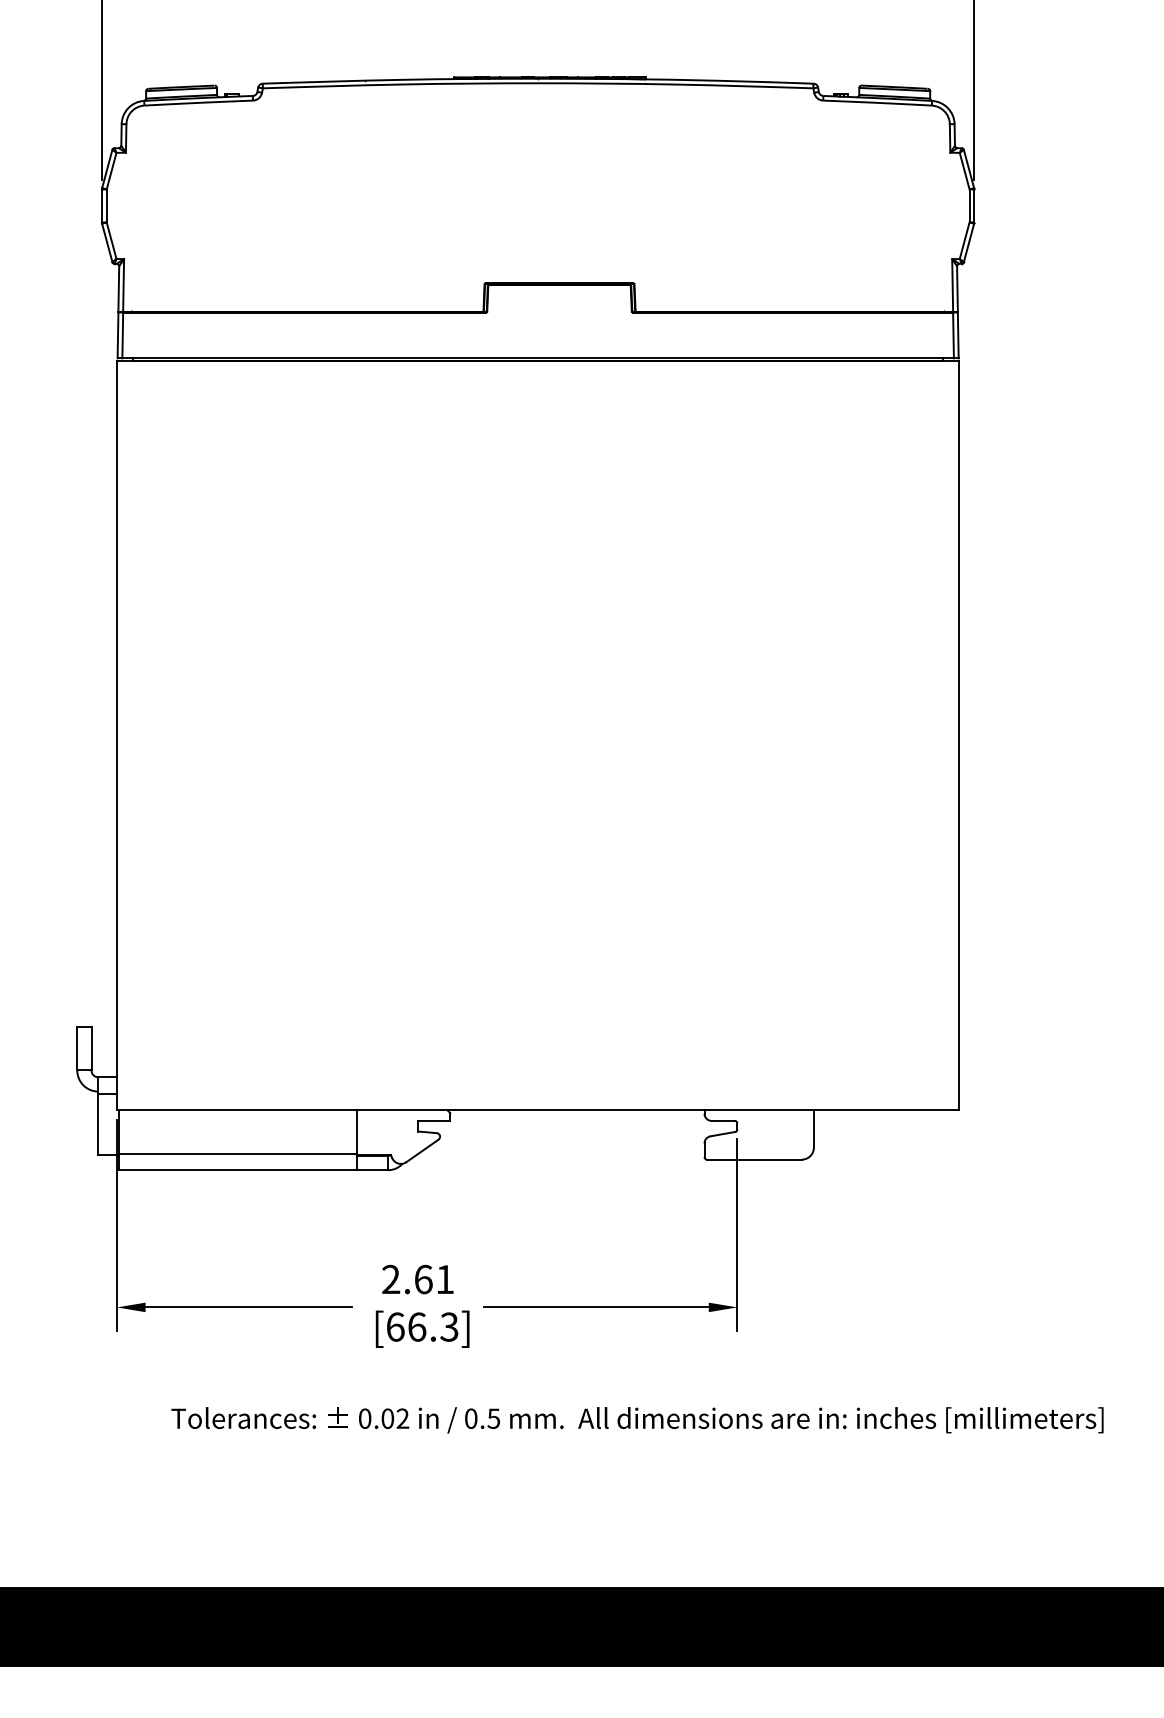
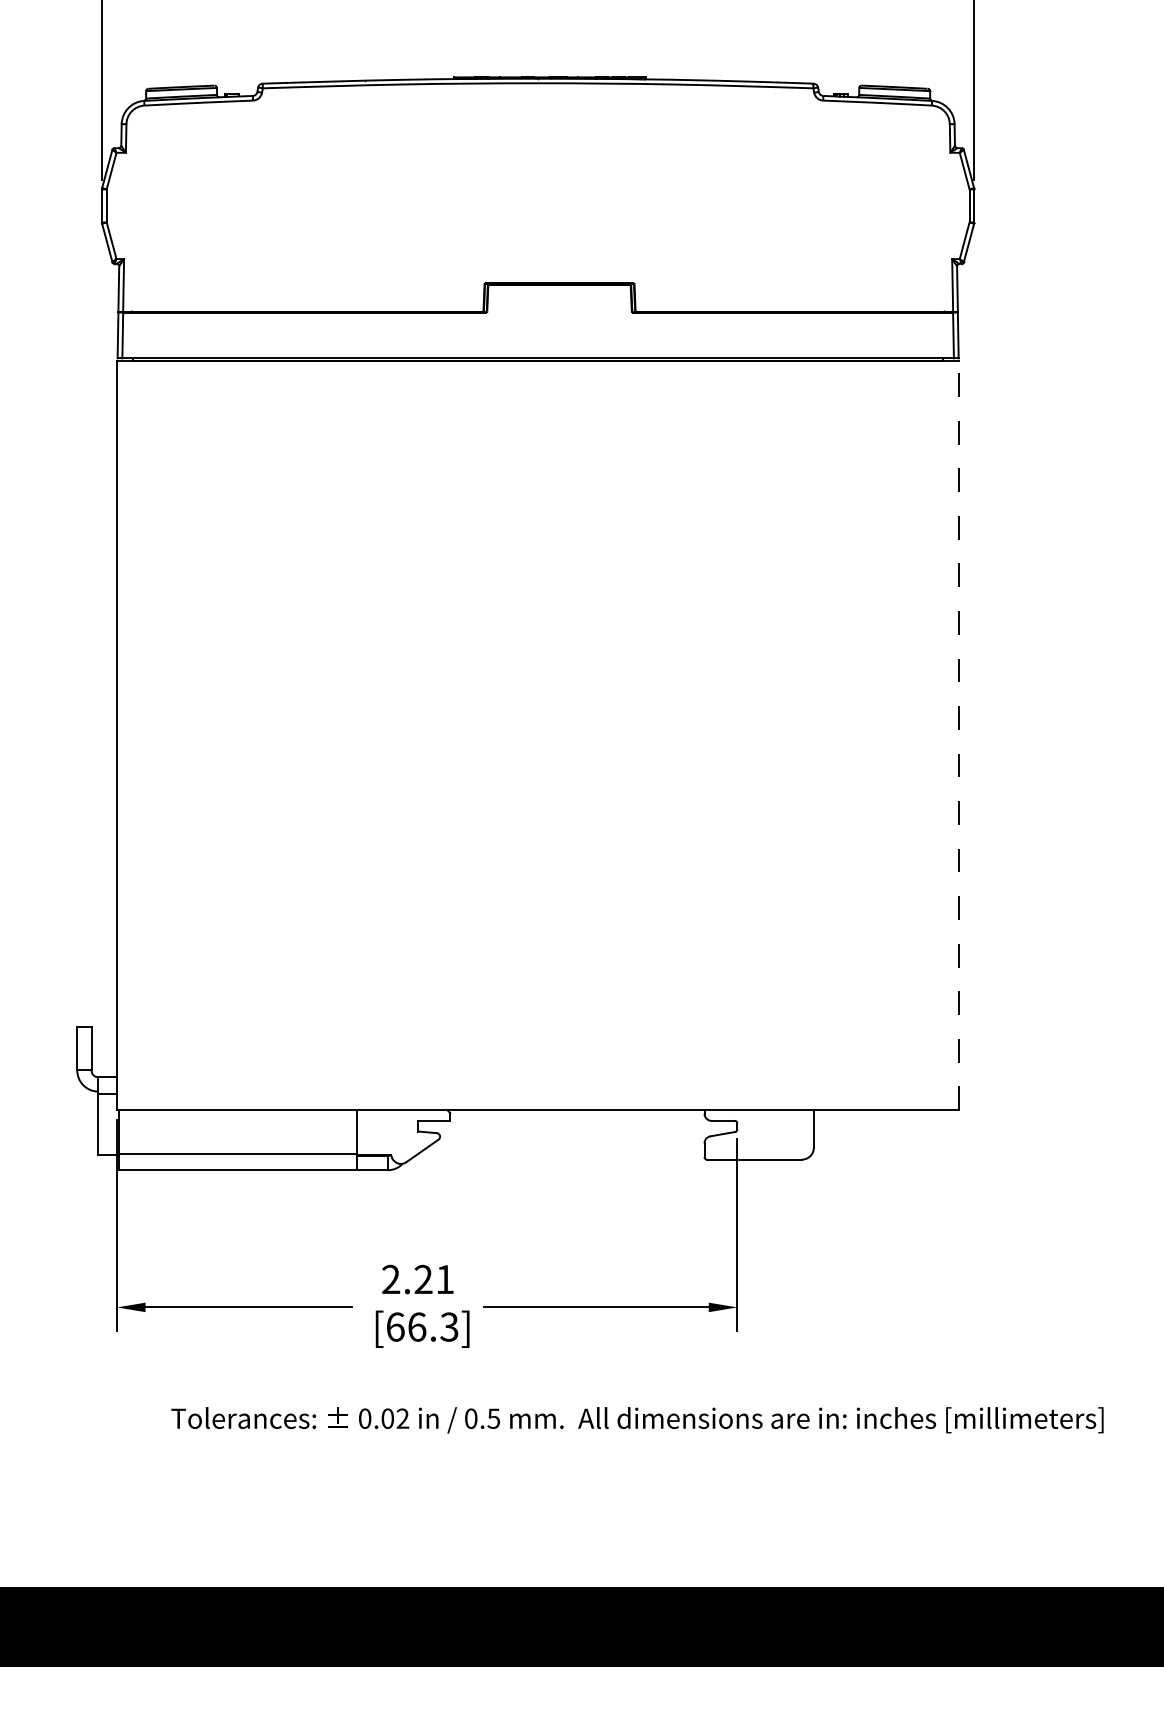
line: solid -> dashed (959, 735)
text: 2.61 -> 2.21 (423, 1279)
